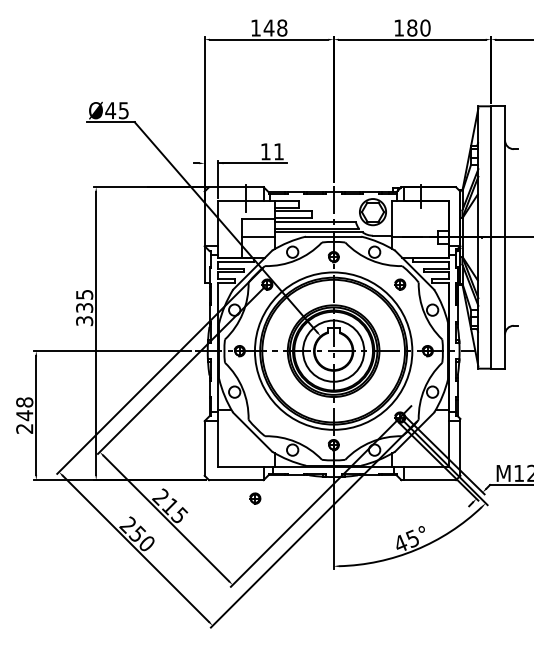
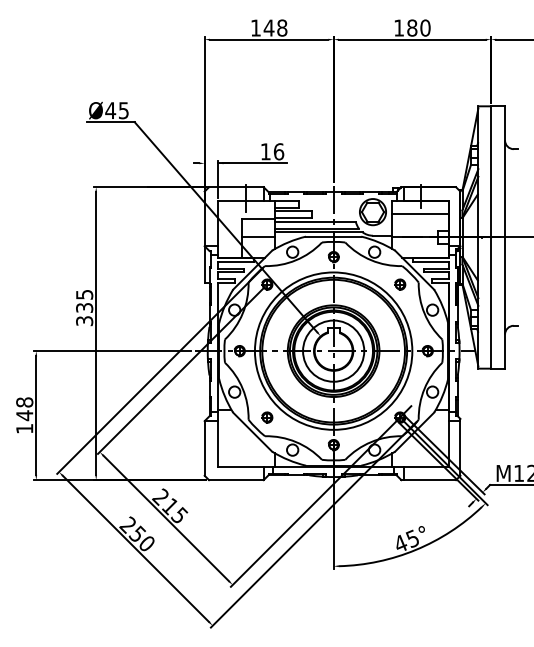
text: 11 -> 16 (279, 151)
line: none -> present (420, 213)
text: 248 -> 148 (24, 428)
part position: (255, 498) -> (267, 417) (267, 417)
